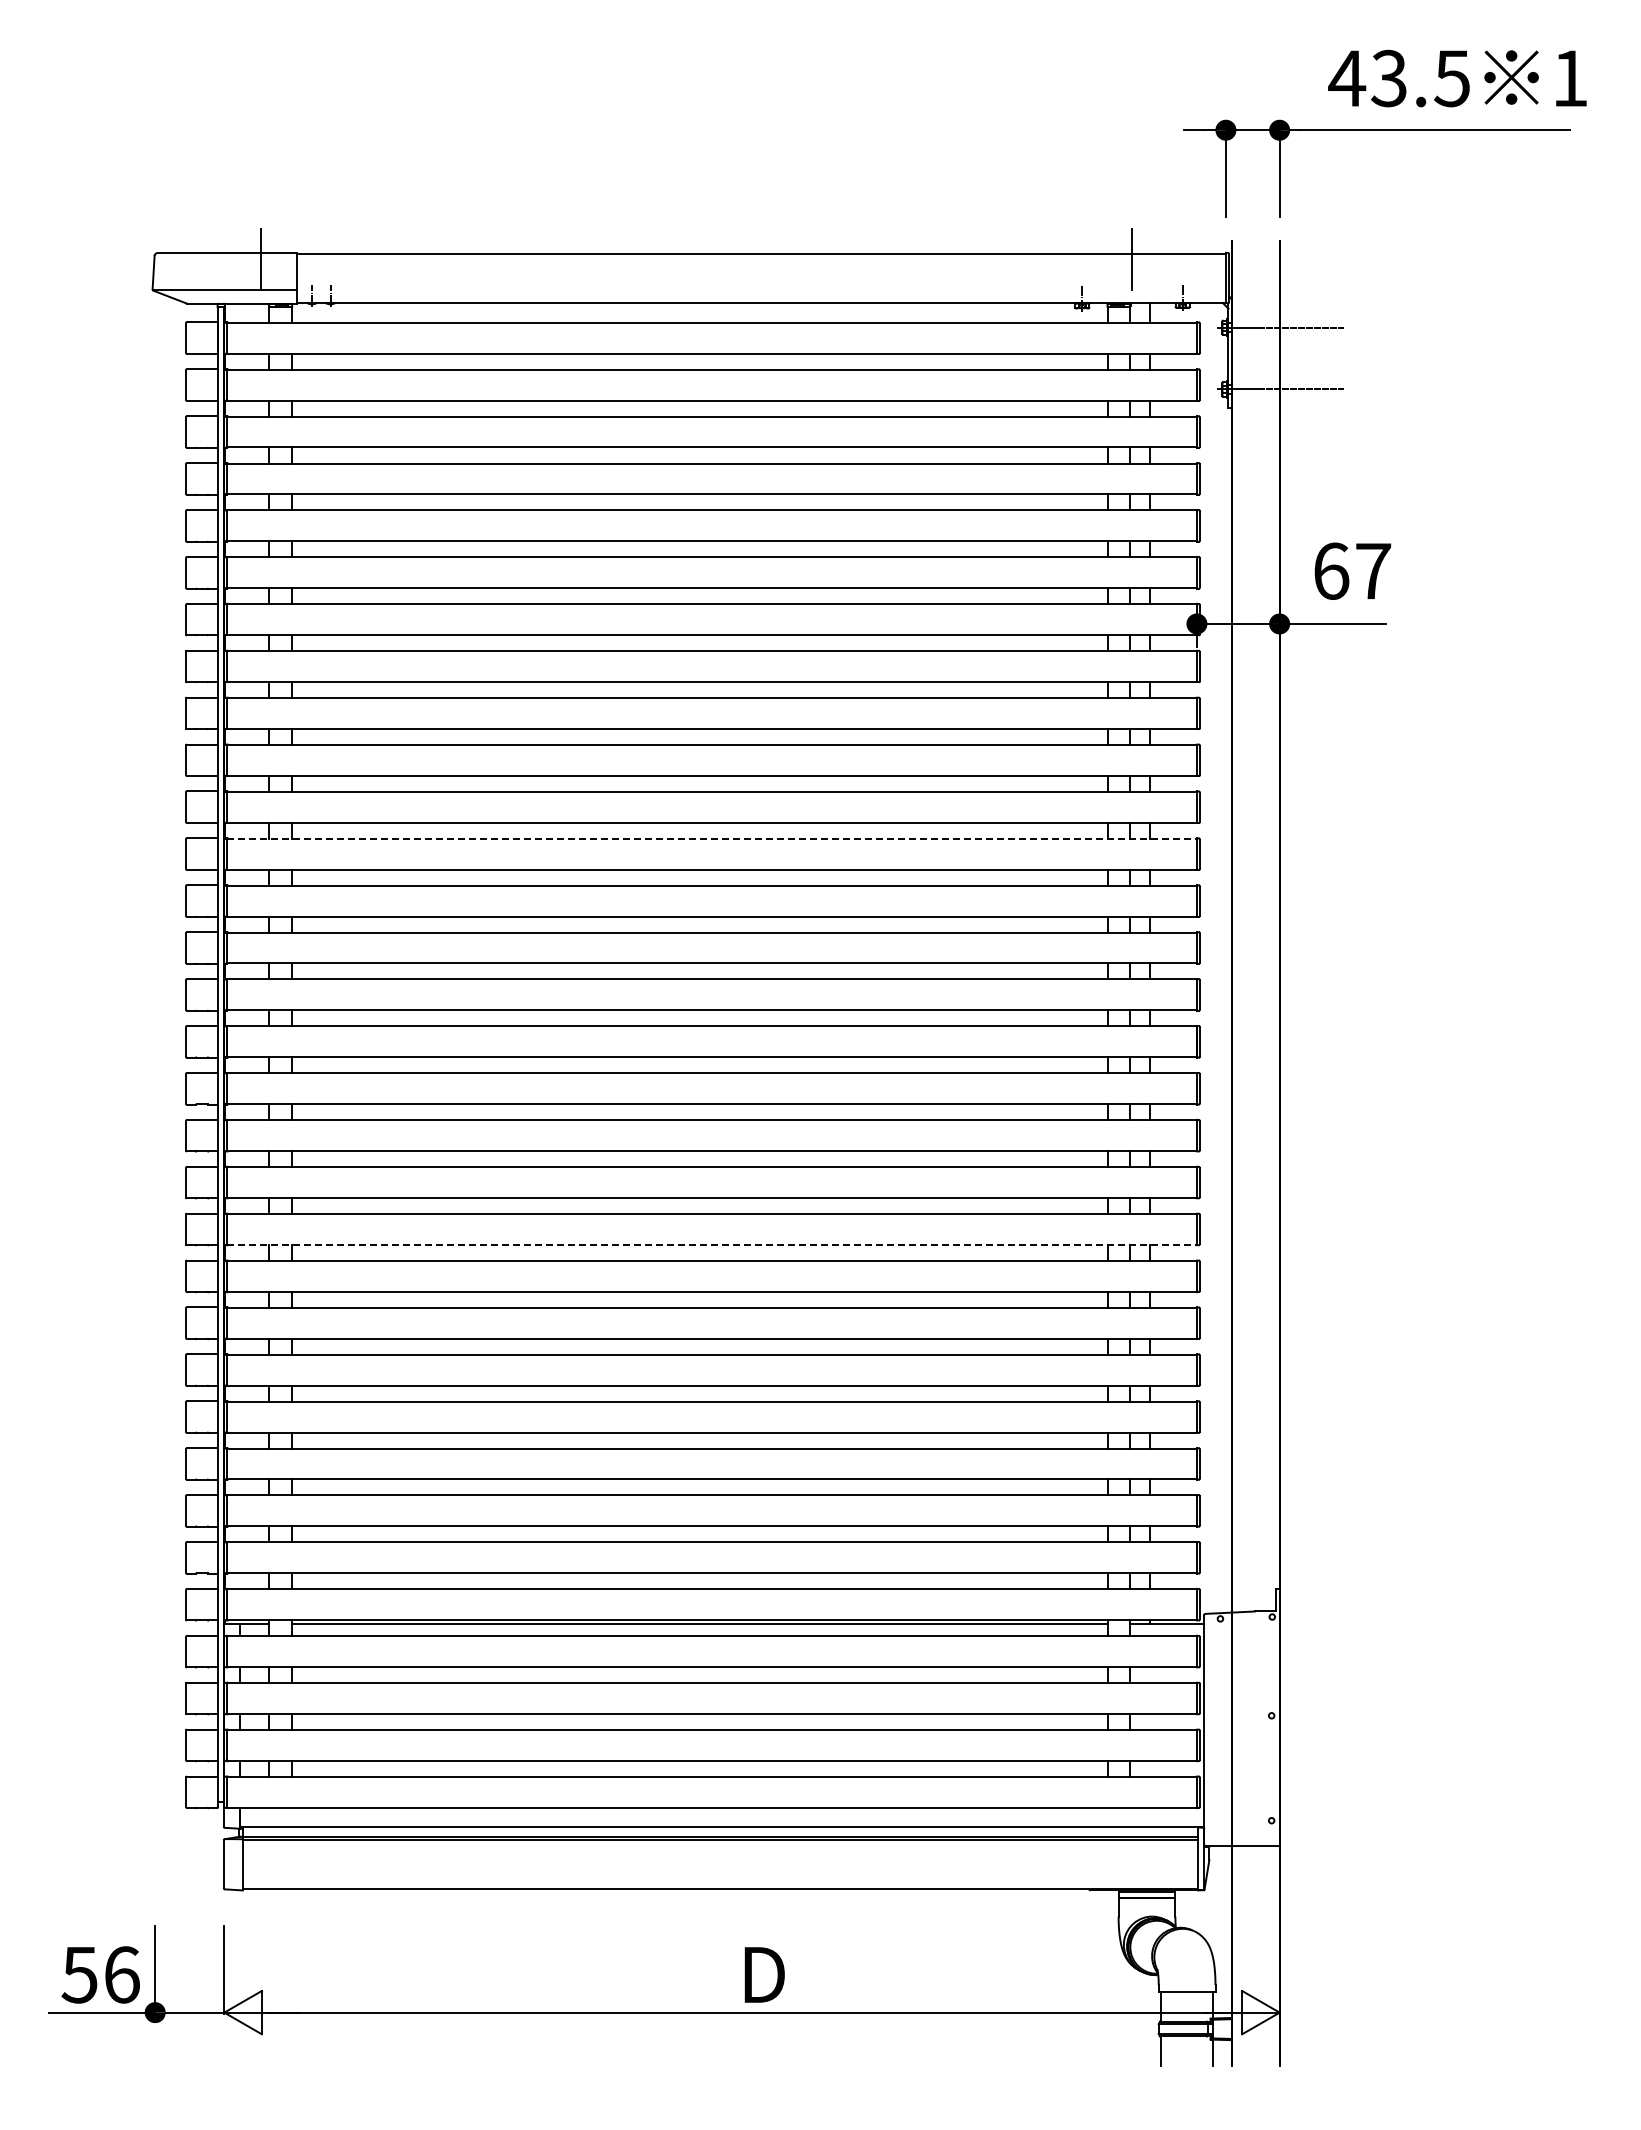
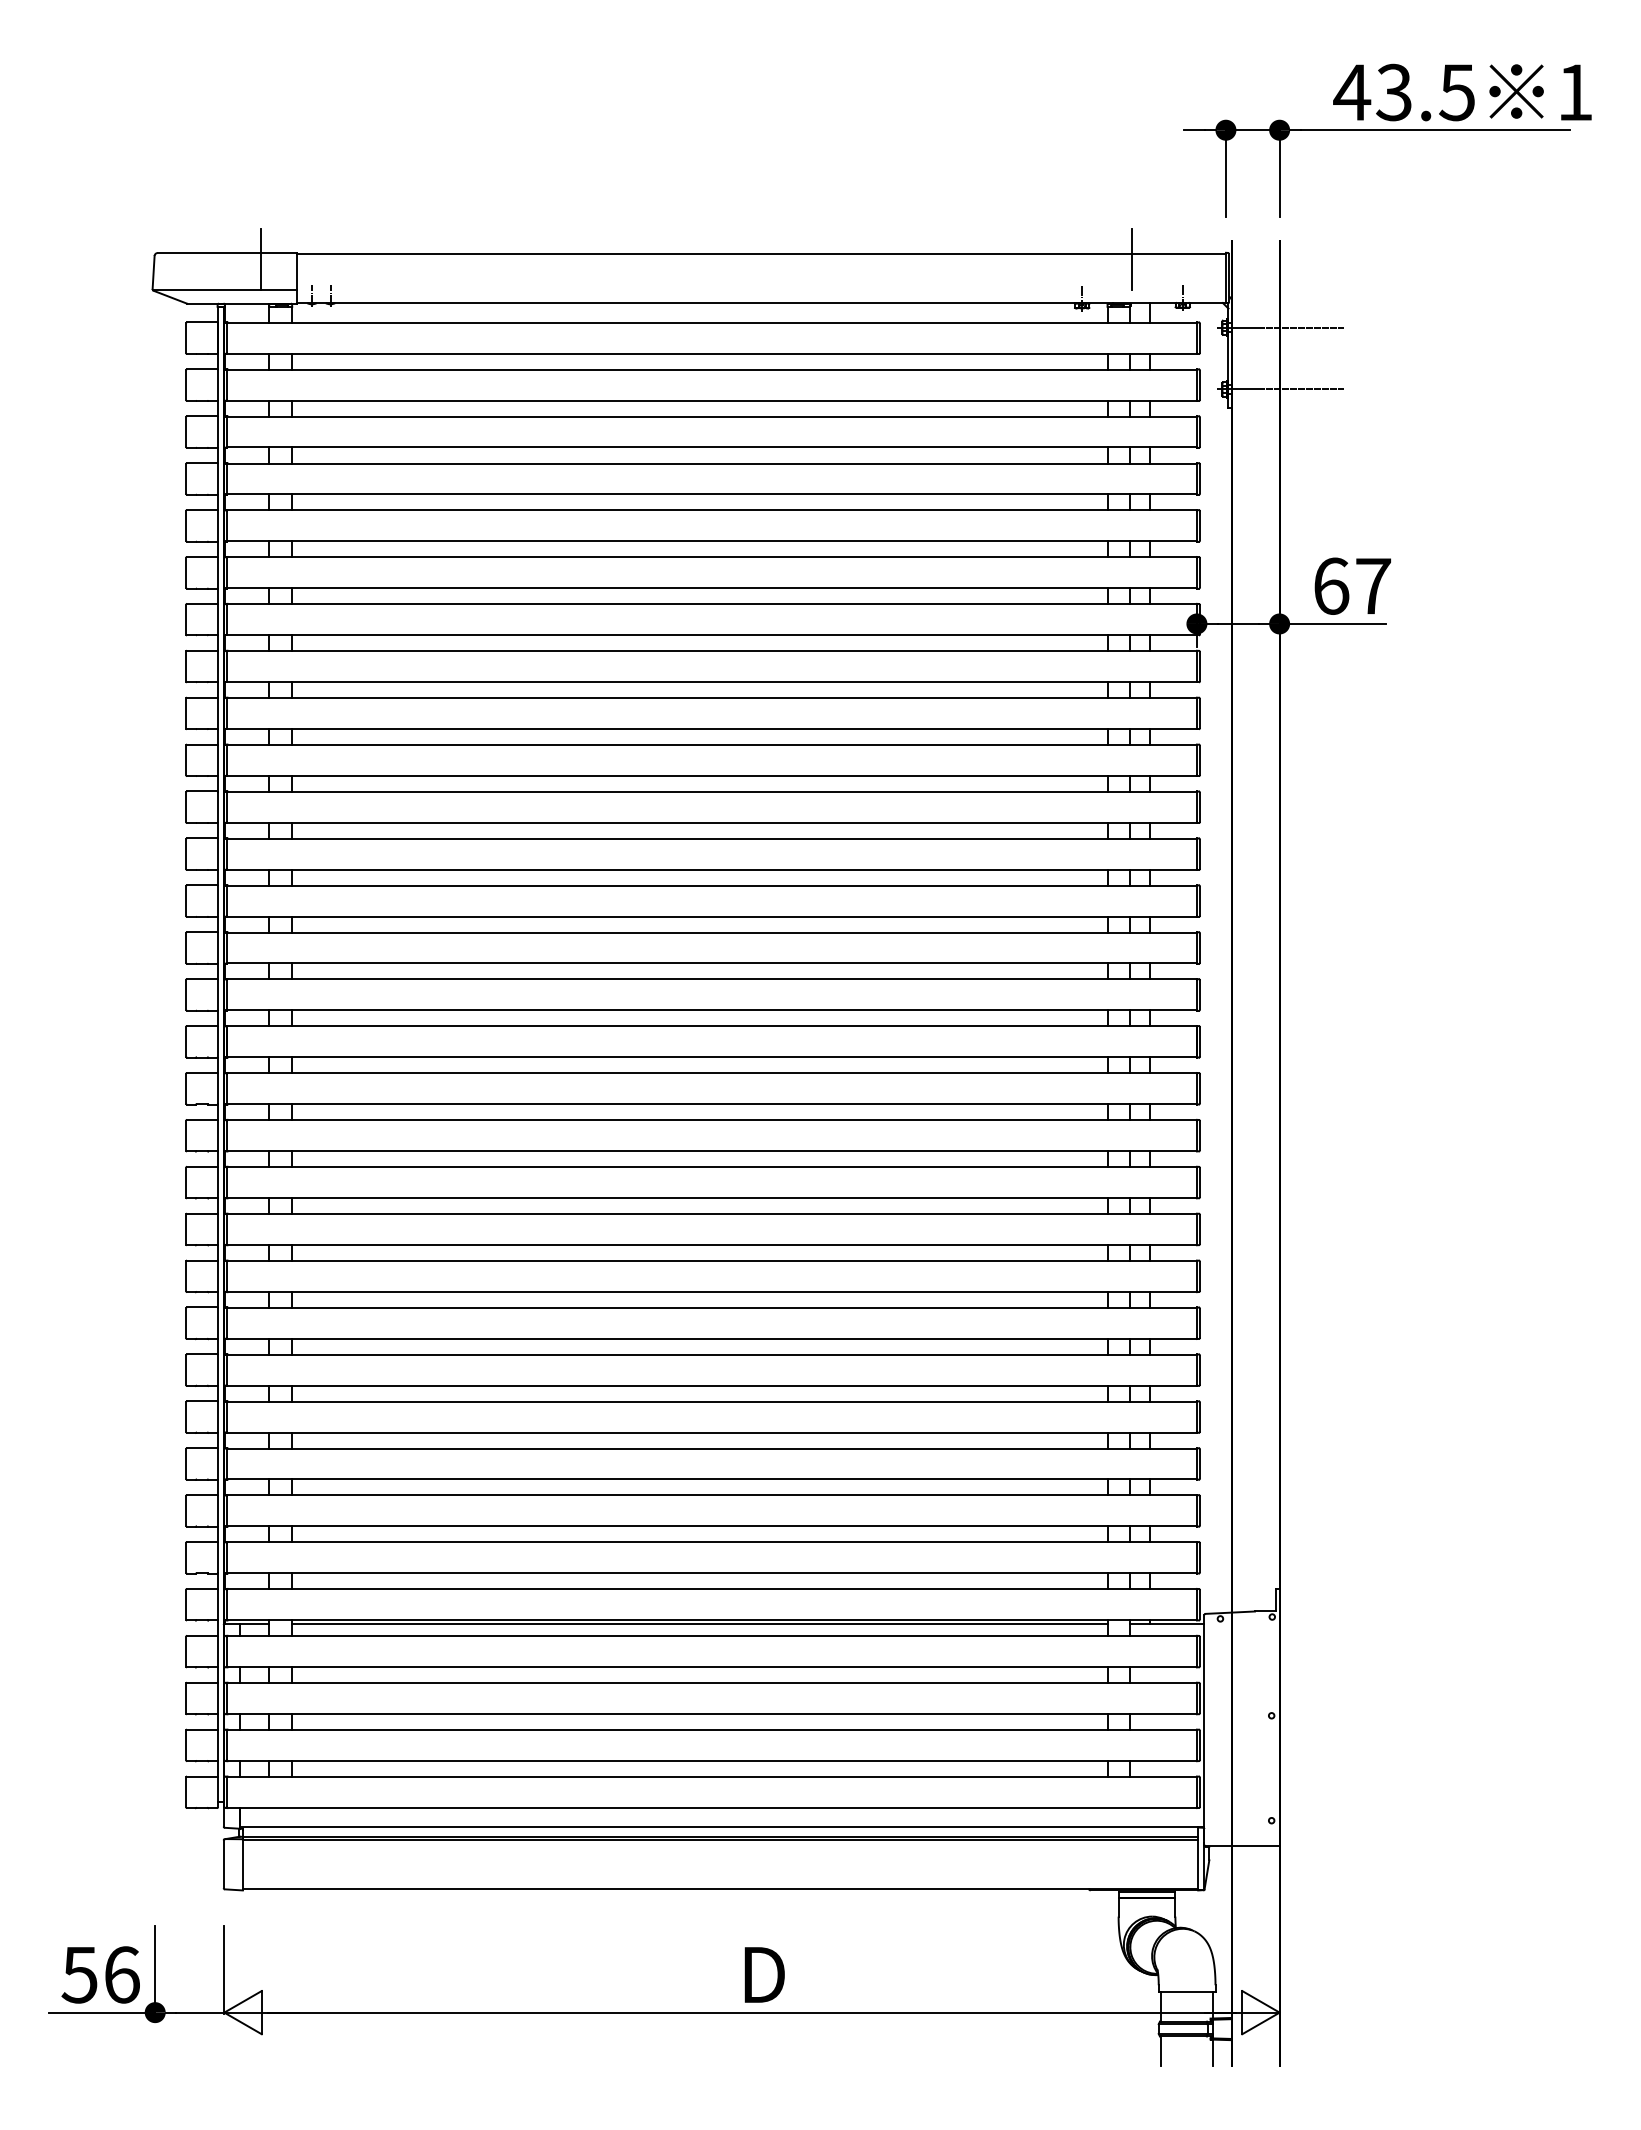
text position: (1457, 78) -> (1462, 92) (1462, 92)
text position: (1352, 570) -> (1352, 585) (1352, 585)
line: dashed -> solid (712, 838)
line: dashed -> solid (712, 1244)
